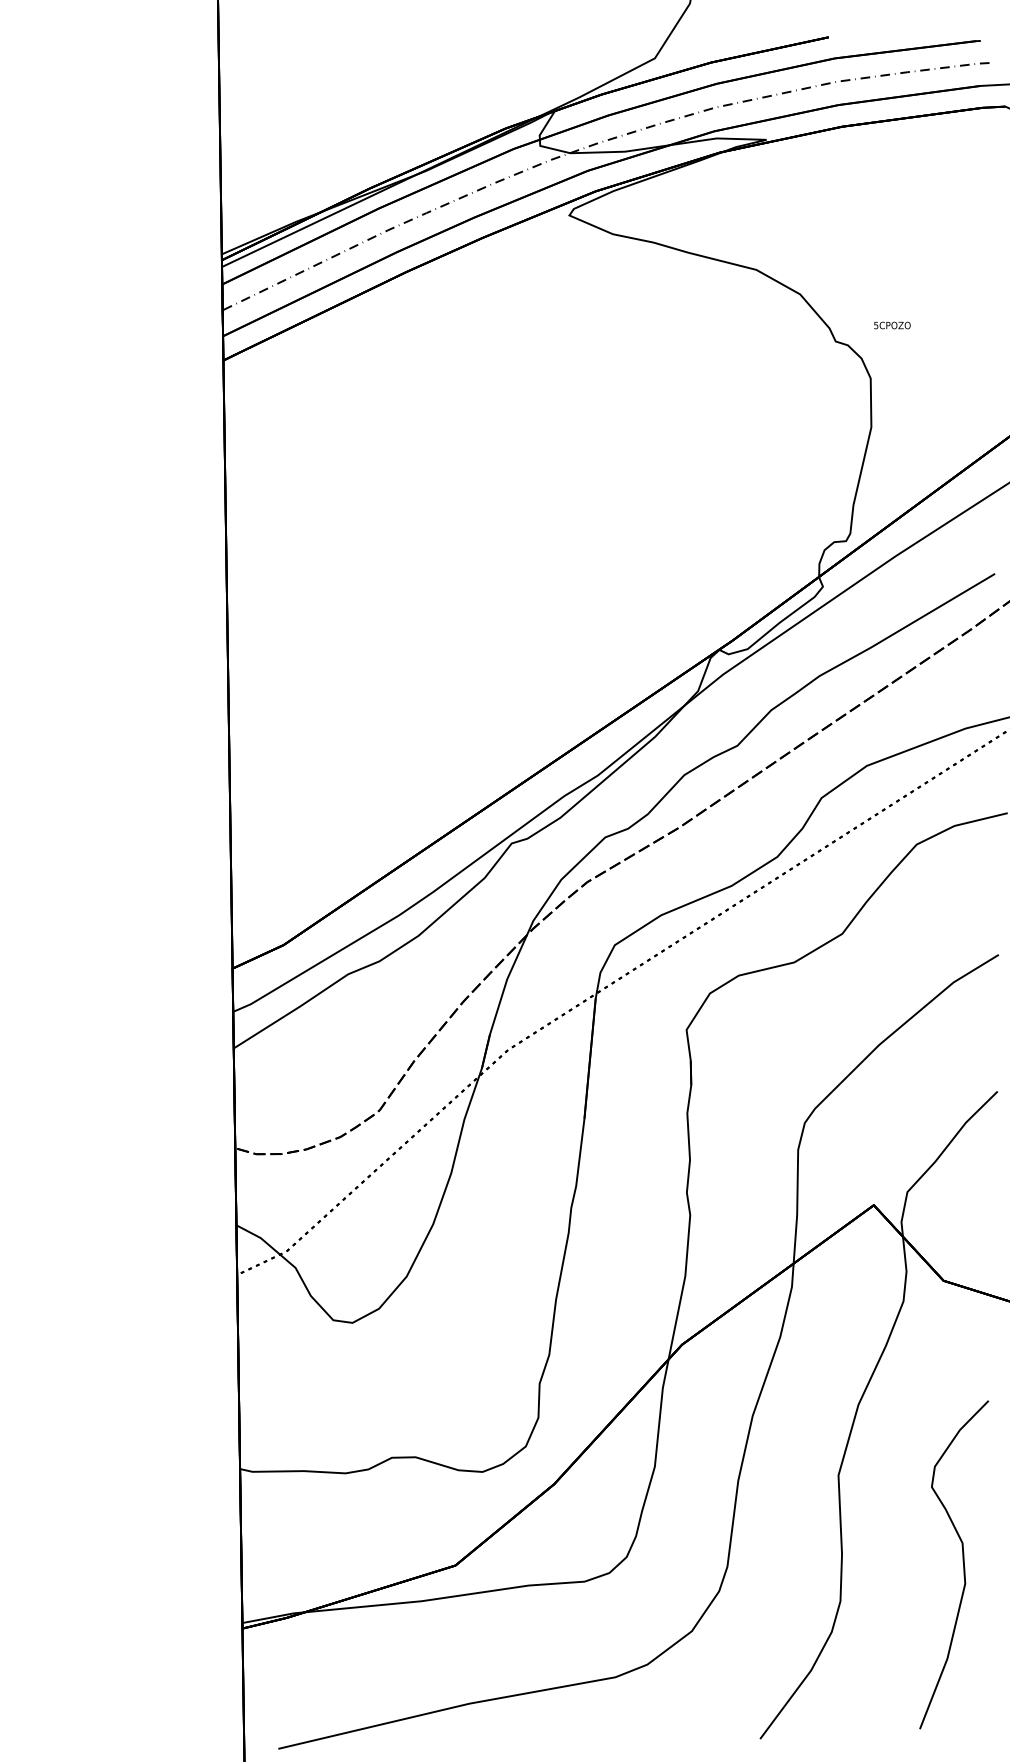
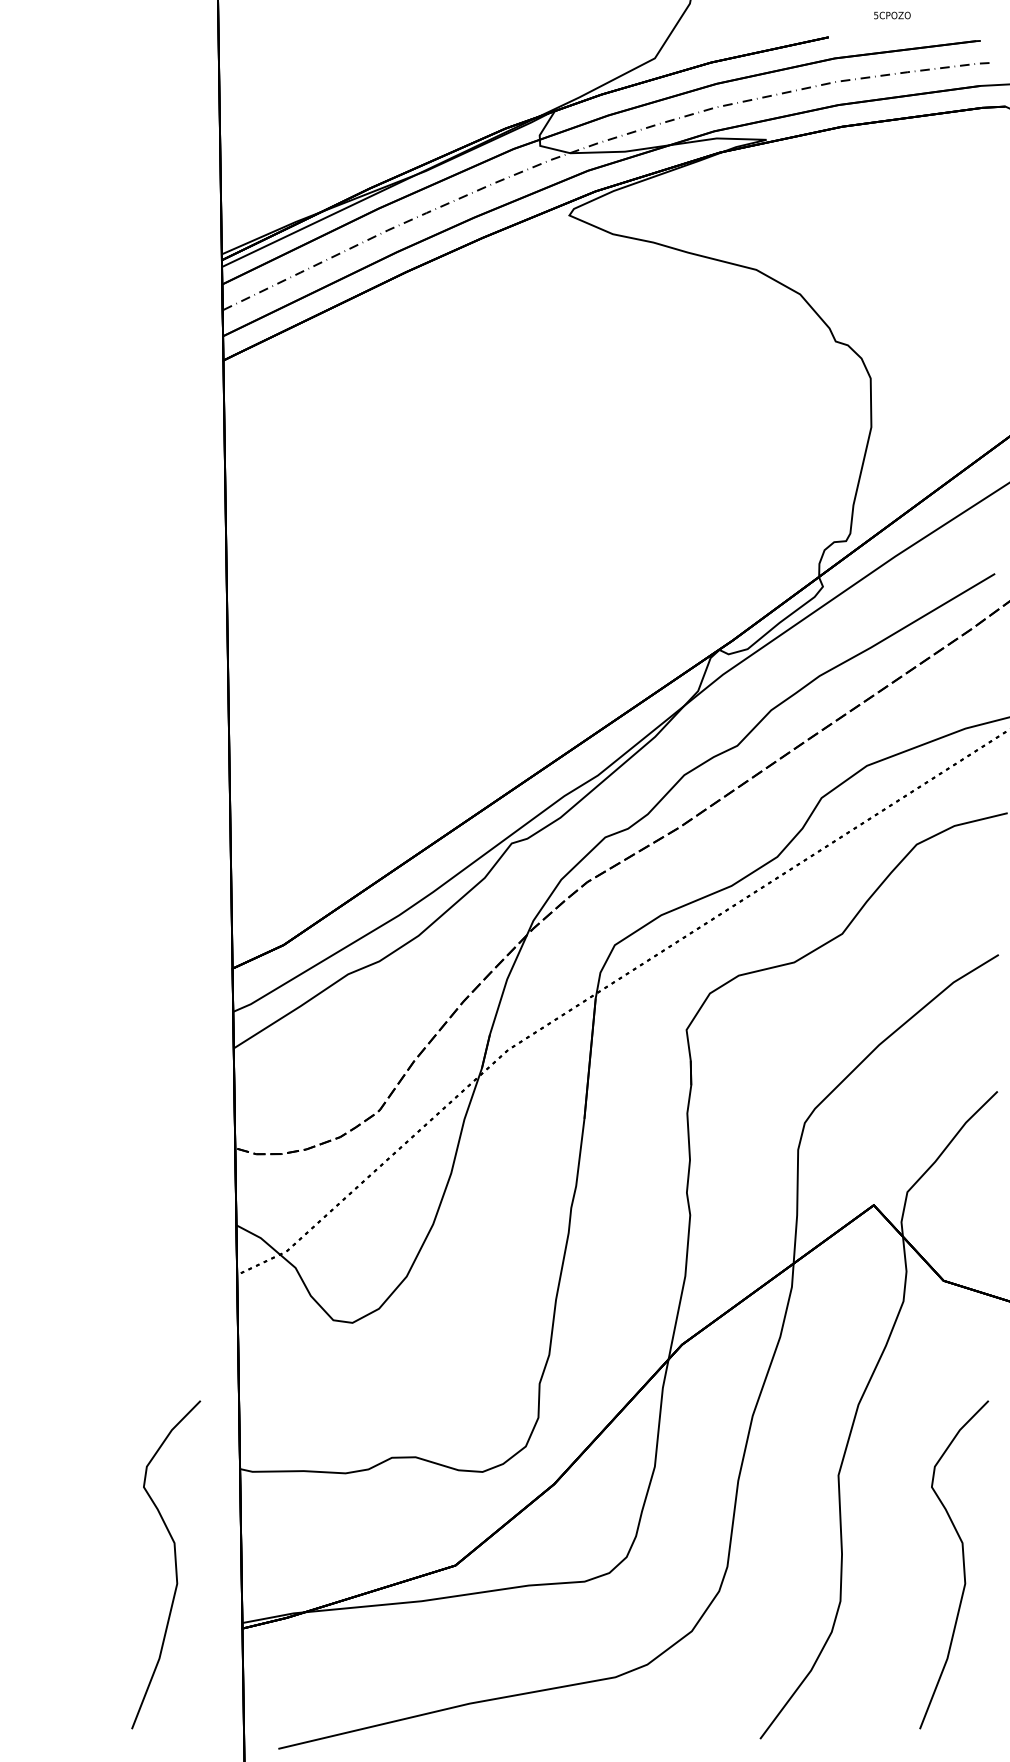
text position: (892, 325) -> (892, 15) (892, 15)
curve: none -> present (174, 1561)
